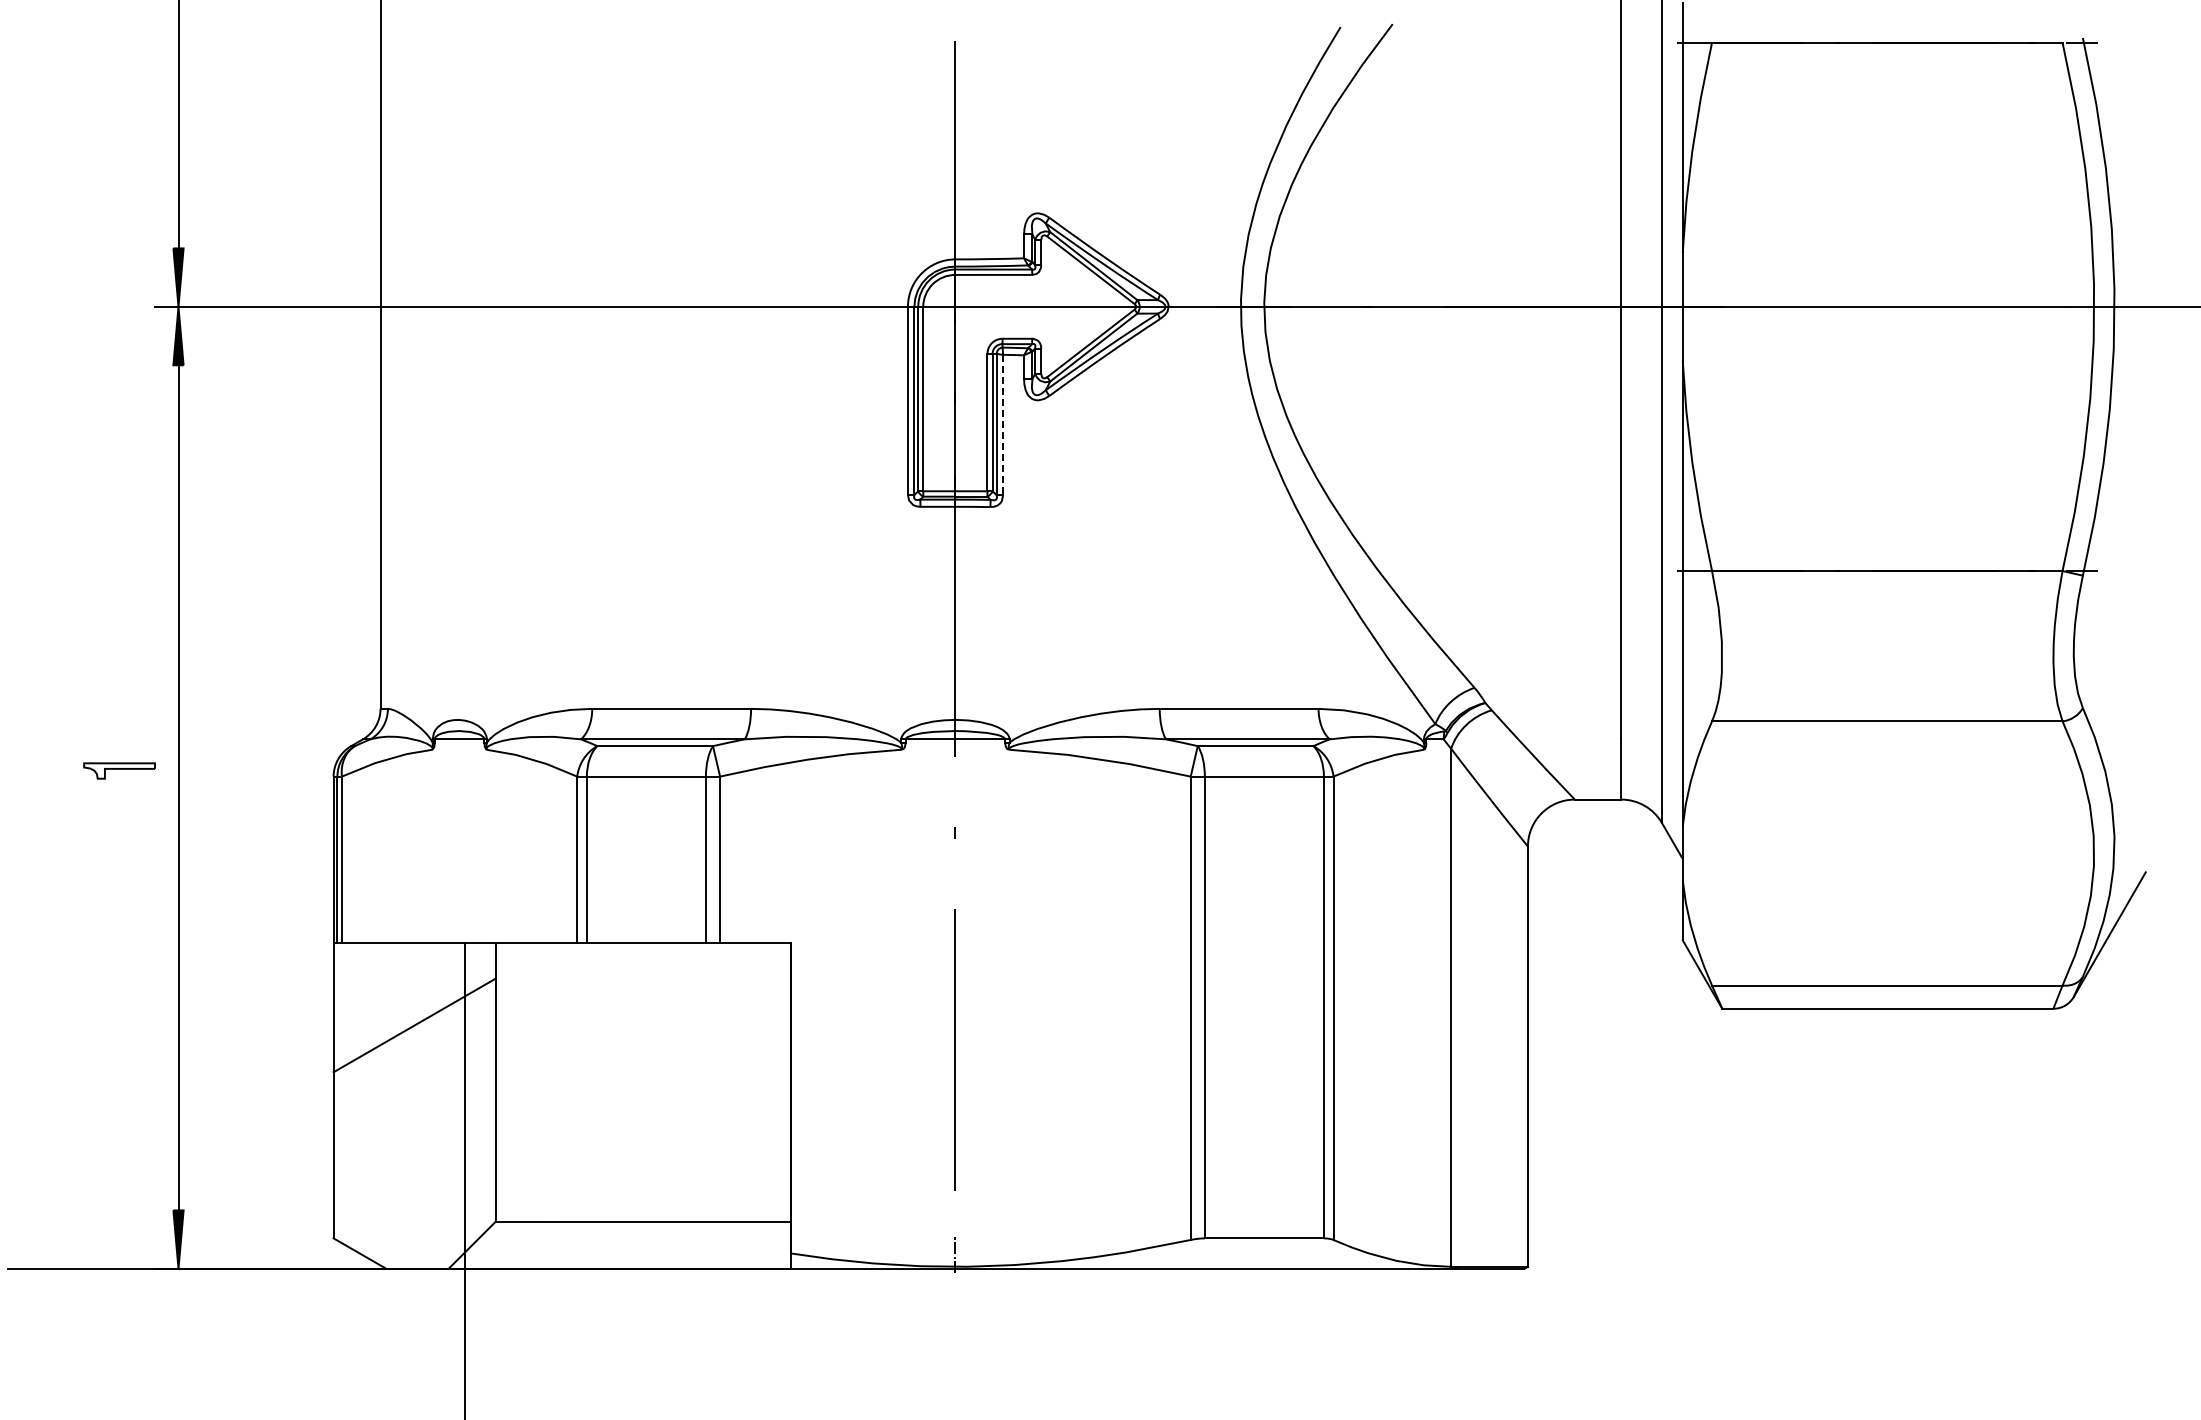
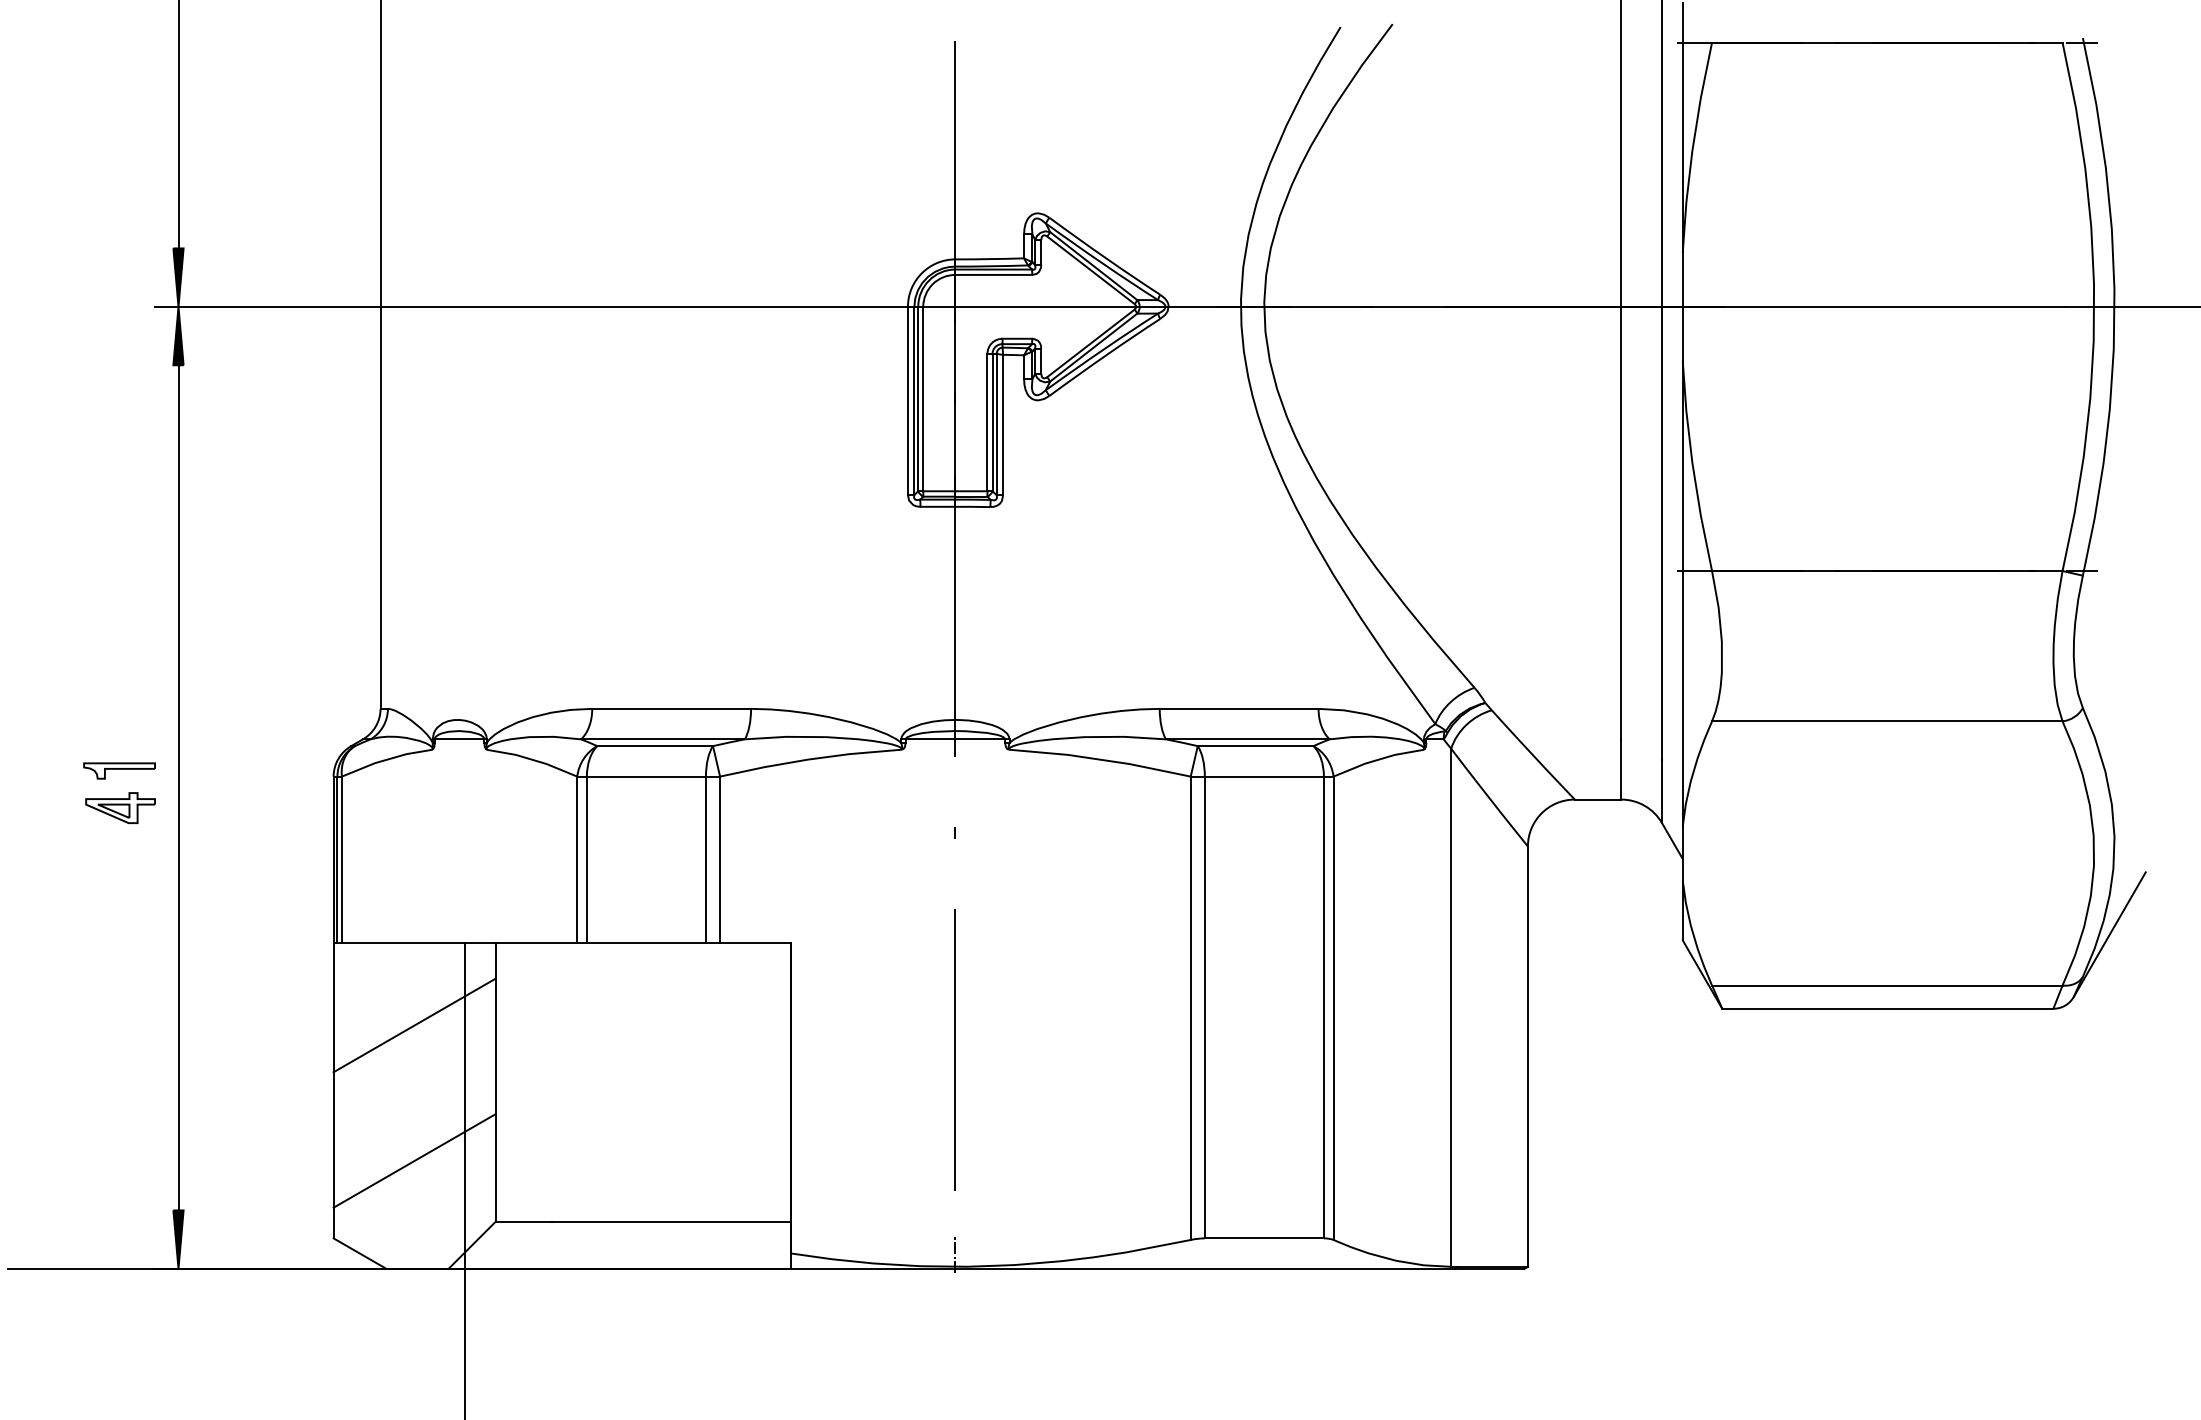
line: dashed -> solid (1003, 425)
part: none -> present (120, 807)
line: none -> present (414, 1160)
